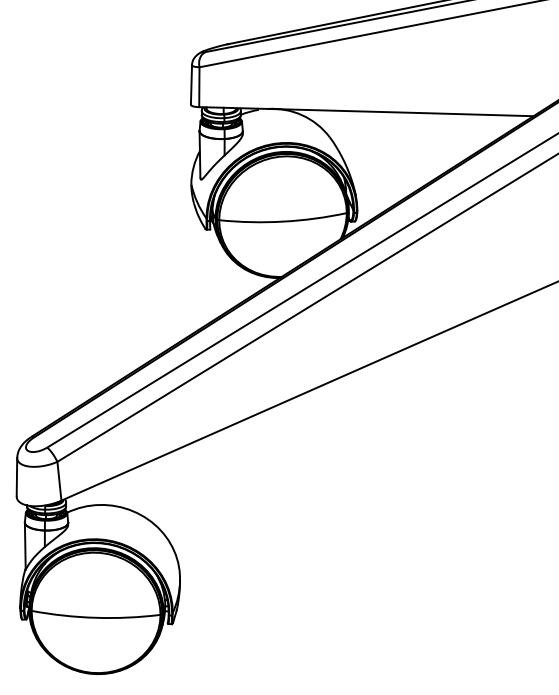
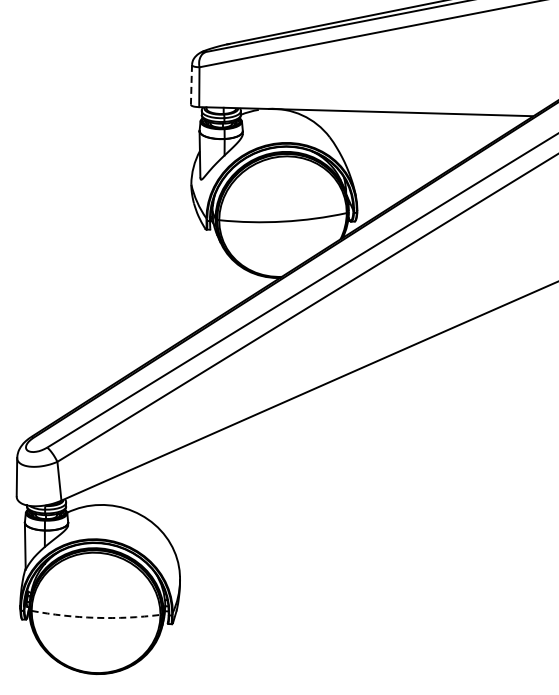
line: solid -> dashed (191, 84)
arc: solid -> dashed (95, 617)
